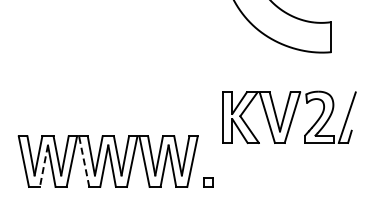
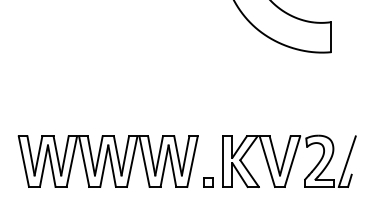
part position: (289, 116) -> (289, 160) (289, 160)
line: dashed -> solid (84, 161)
line: dashed -> solid (43, 166)
